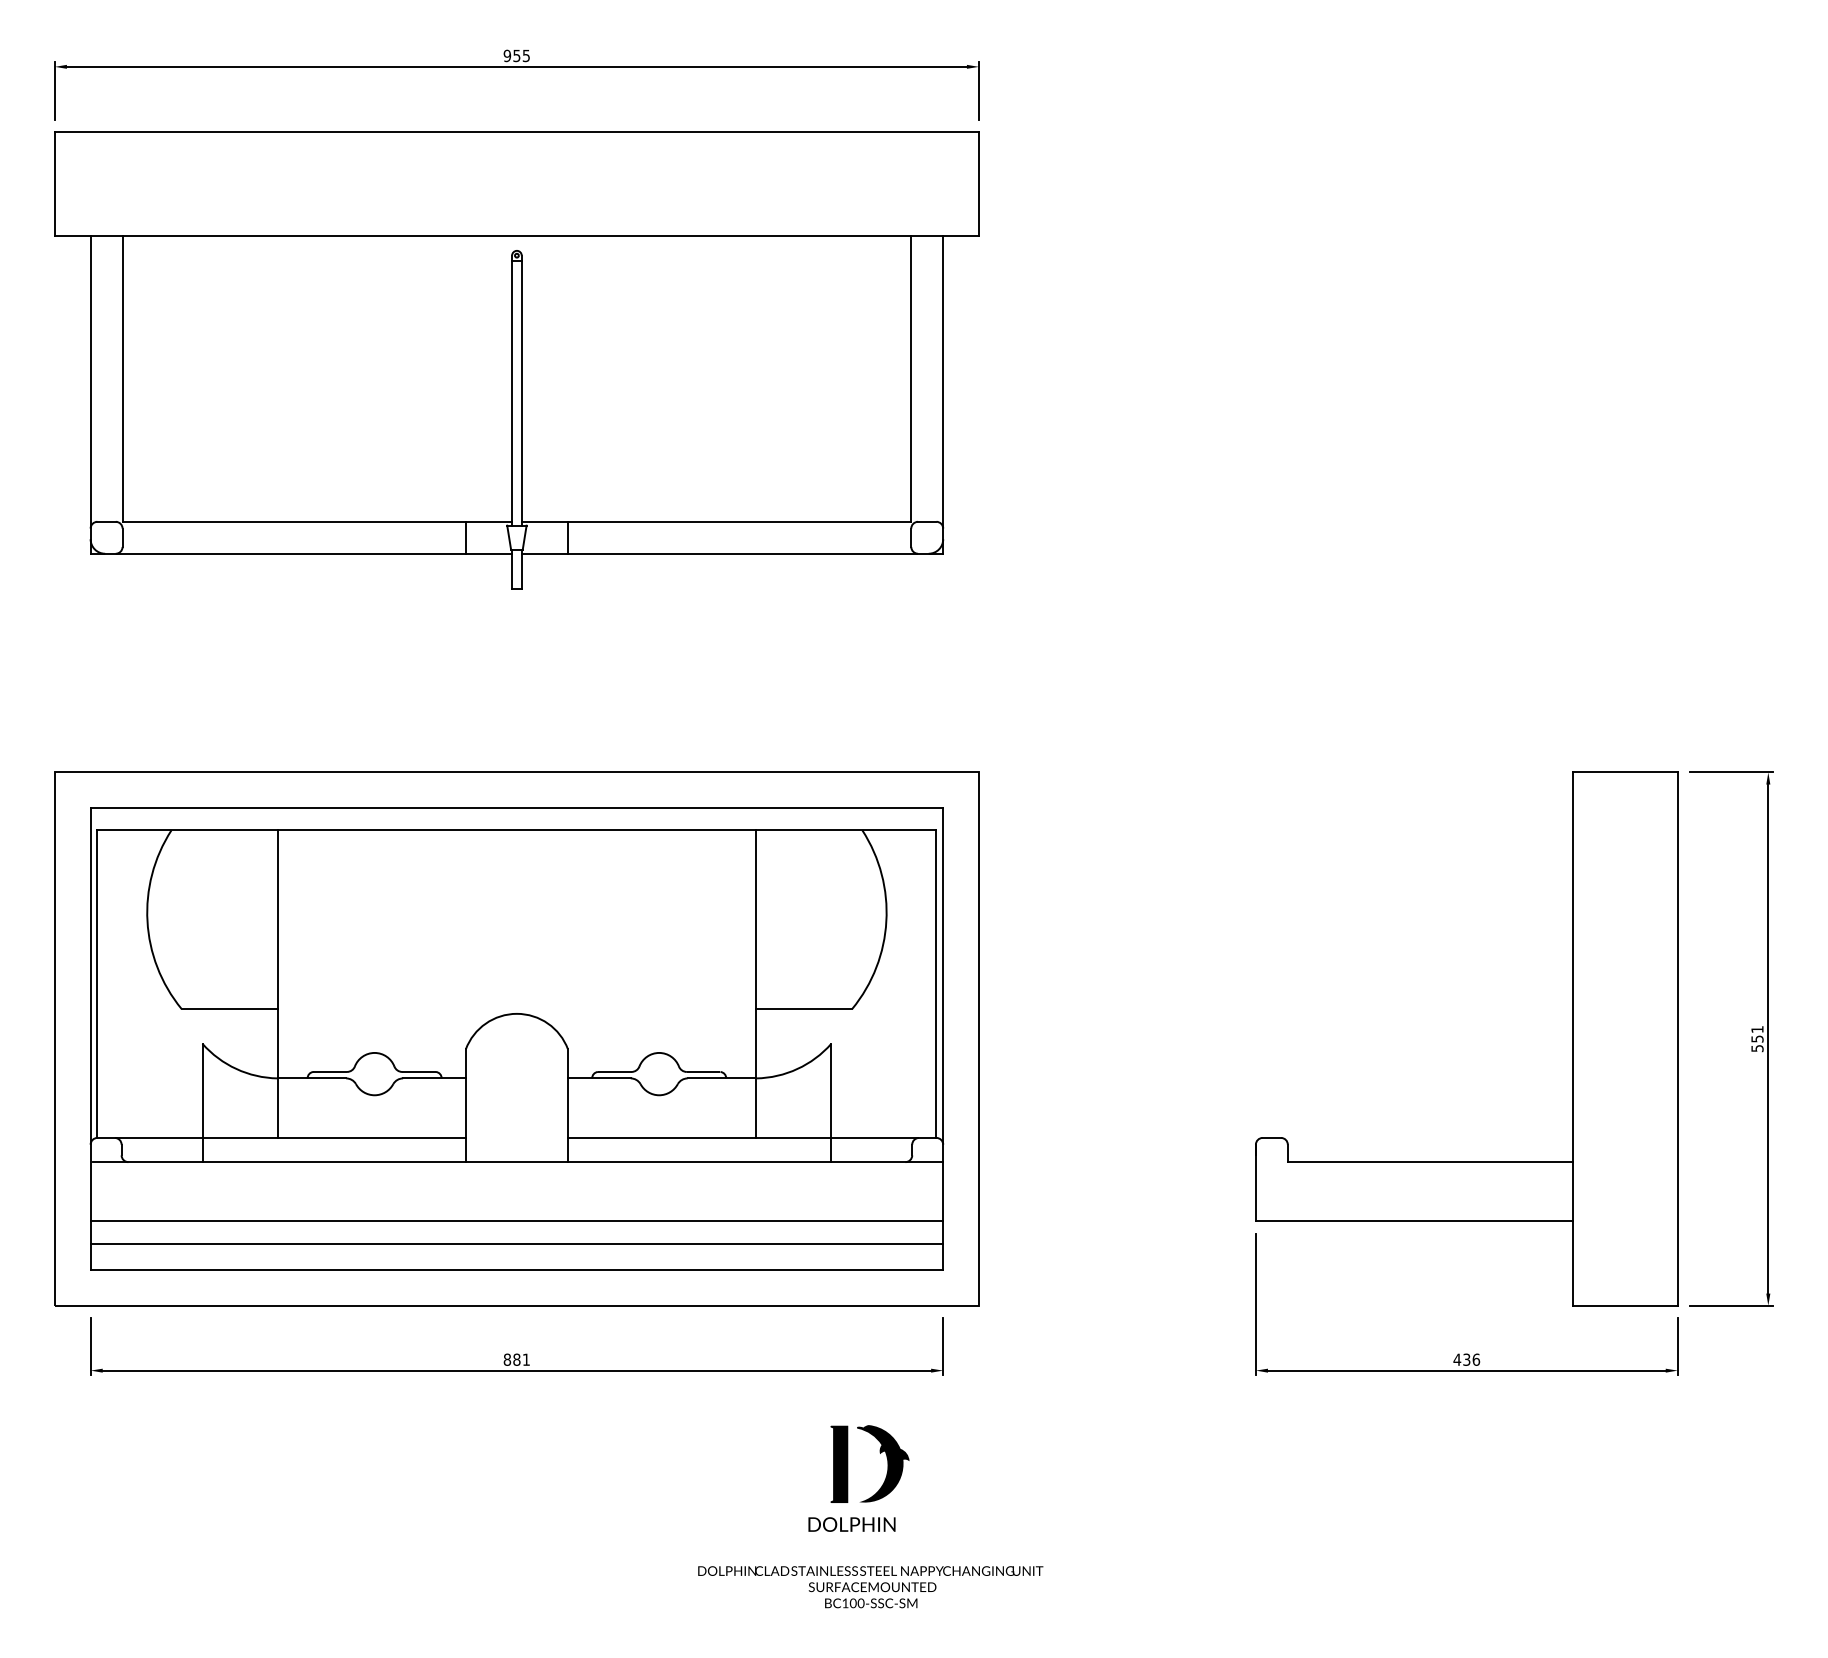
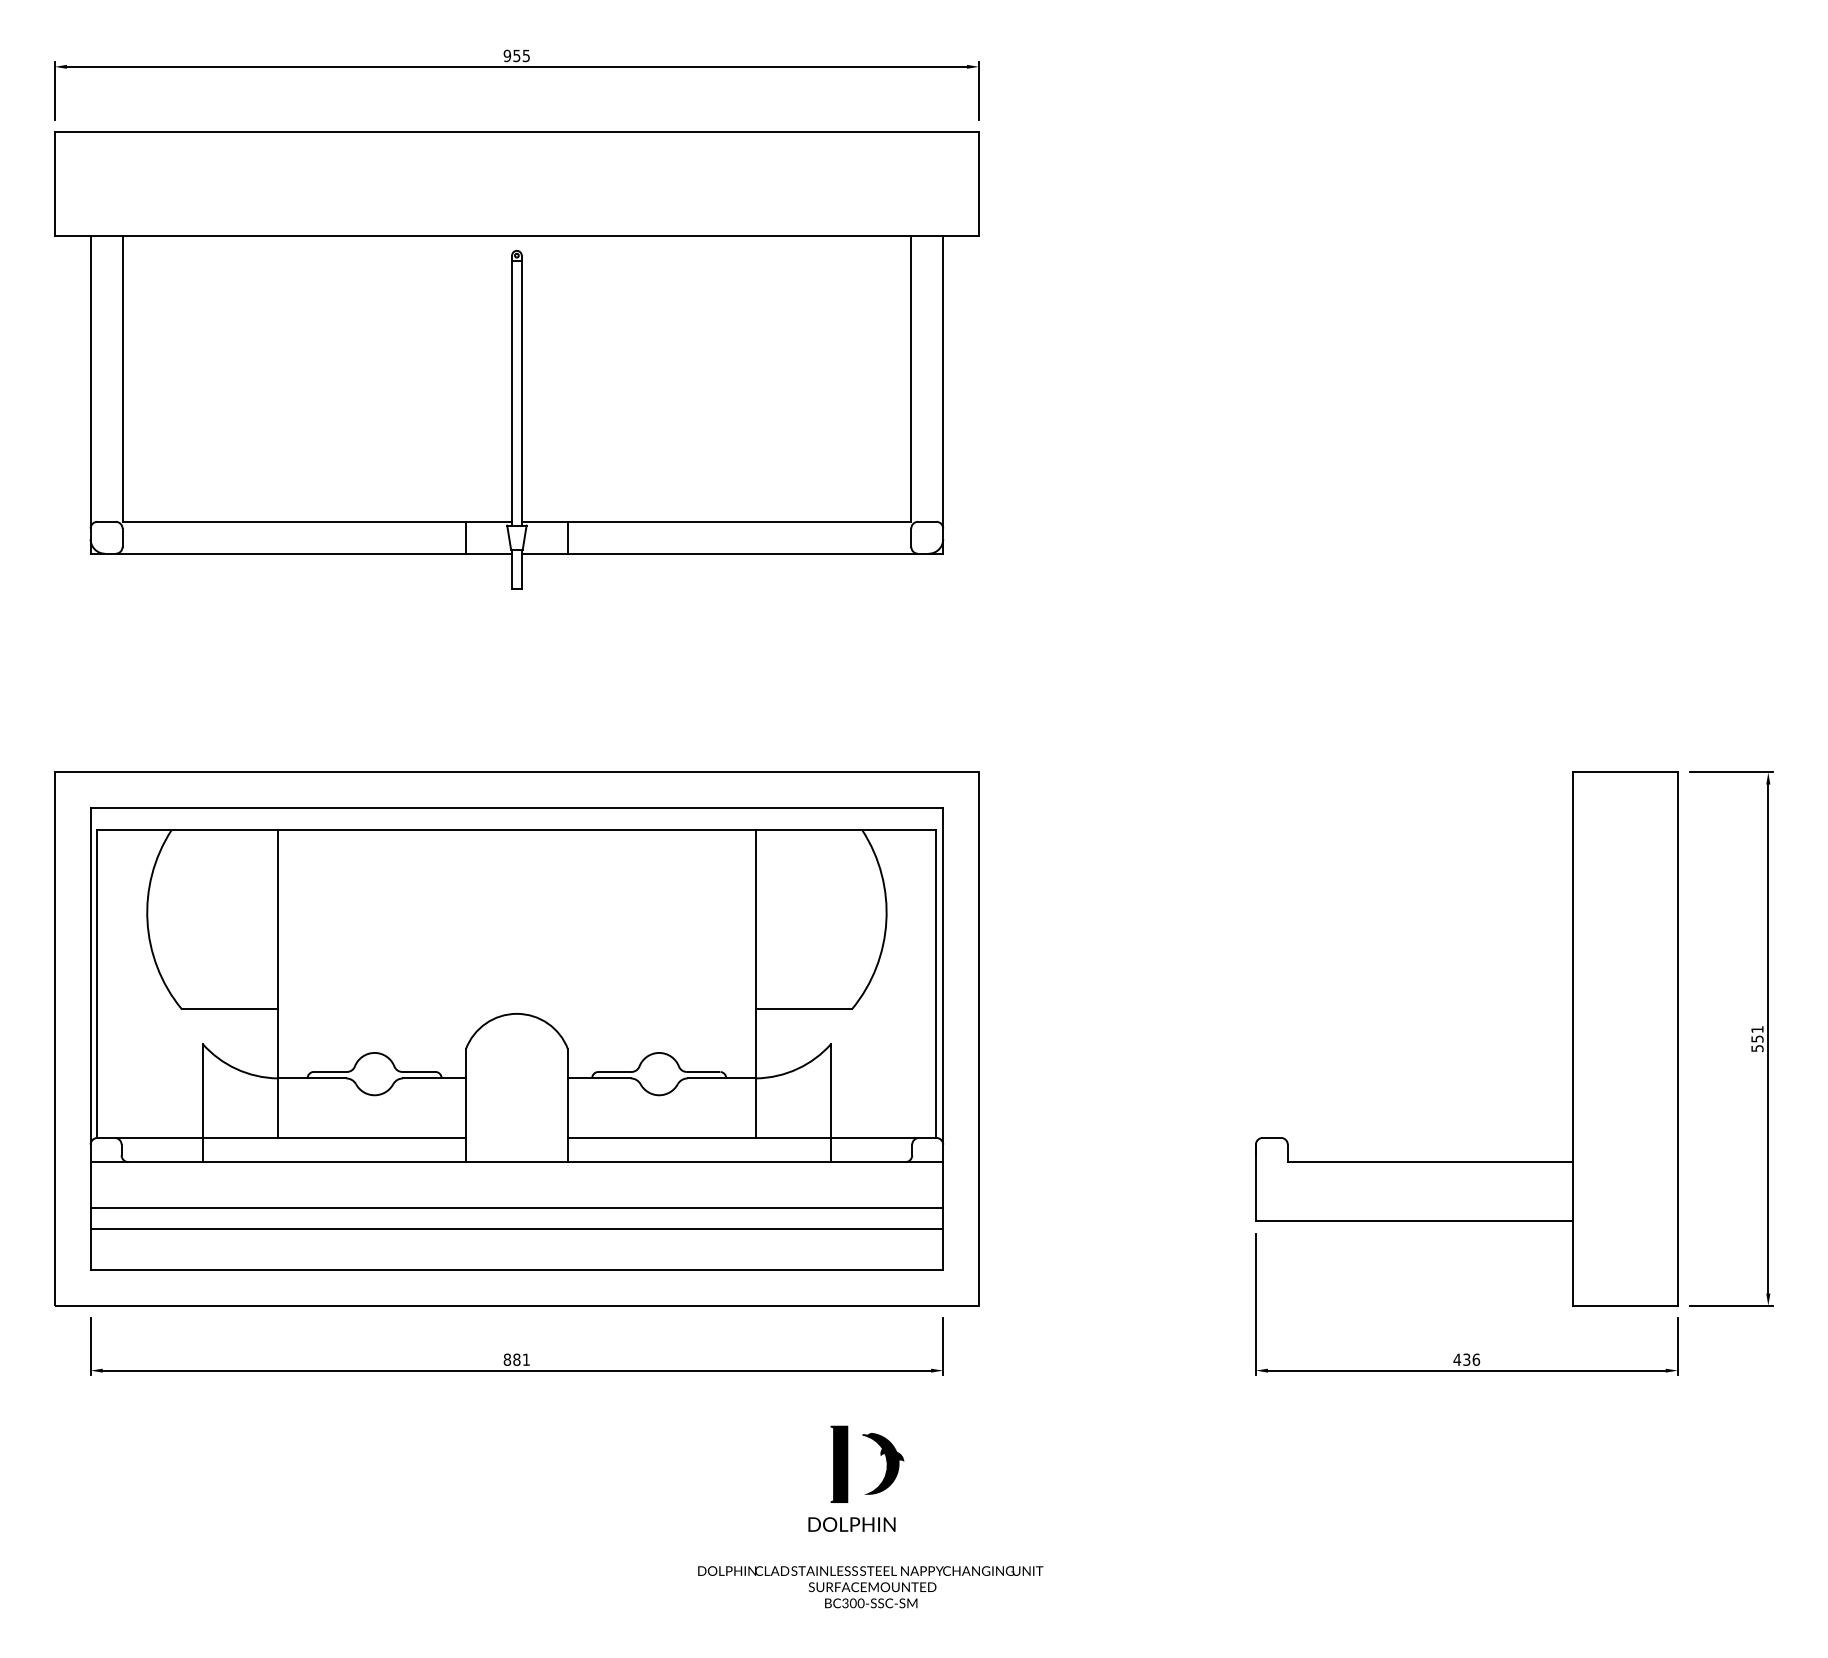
line position: (516, 1221) -> (516, 1208) (516, 1208)
line position: (516, 1243) -> (516, 1228) (516, 1228)
part size: 53x78 px -> 43x62 px (883, 1463)
text: BC100-SSC-SM -> BC300-SSC-SM (845, 1603)
